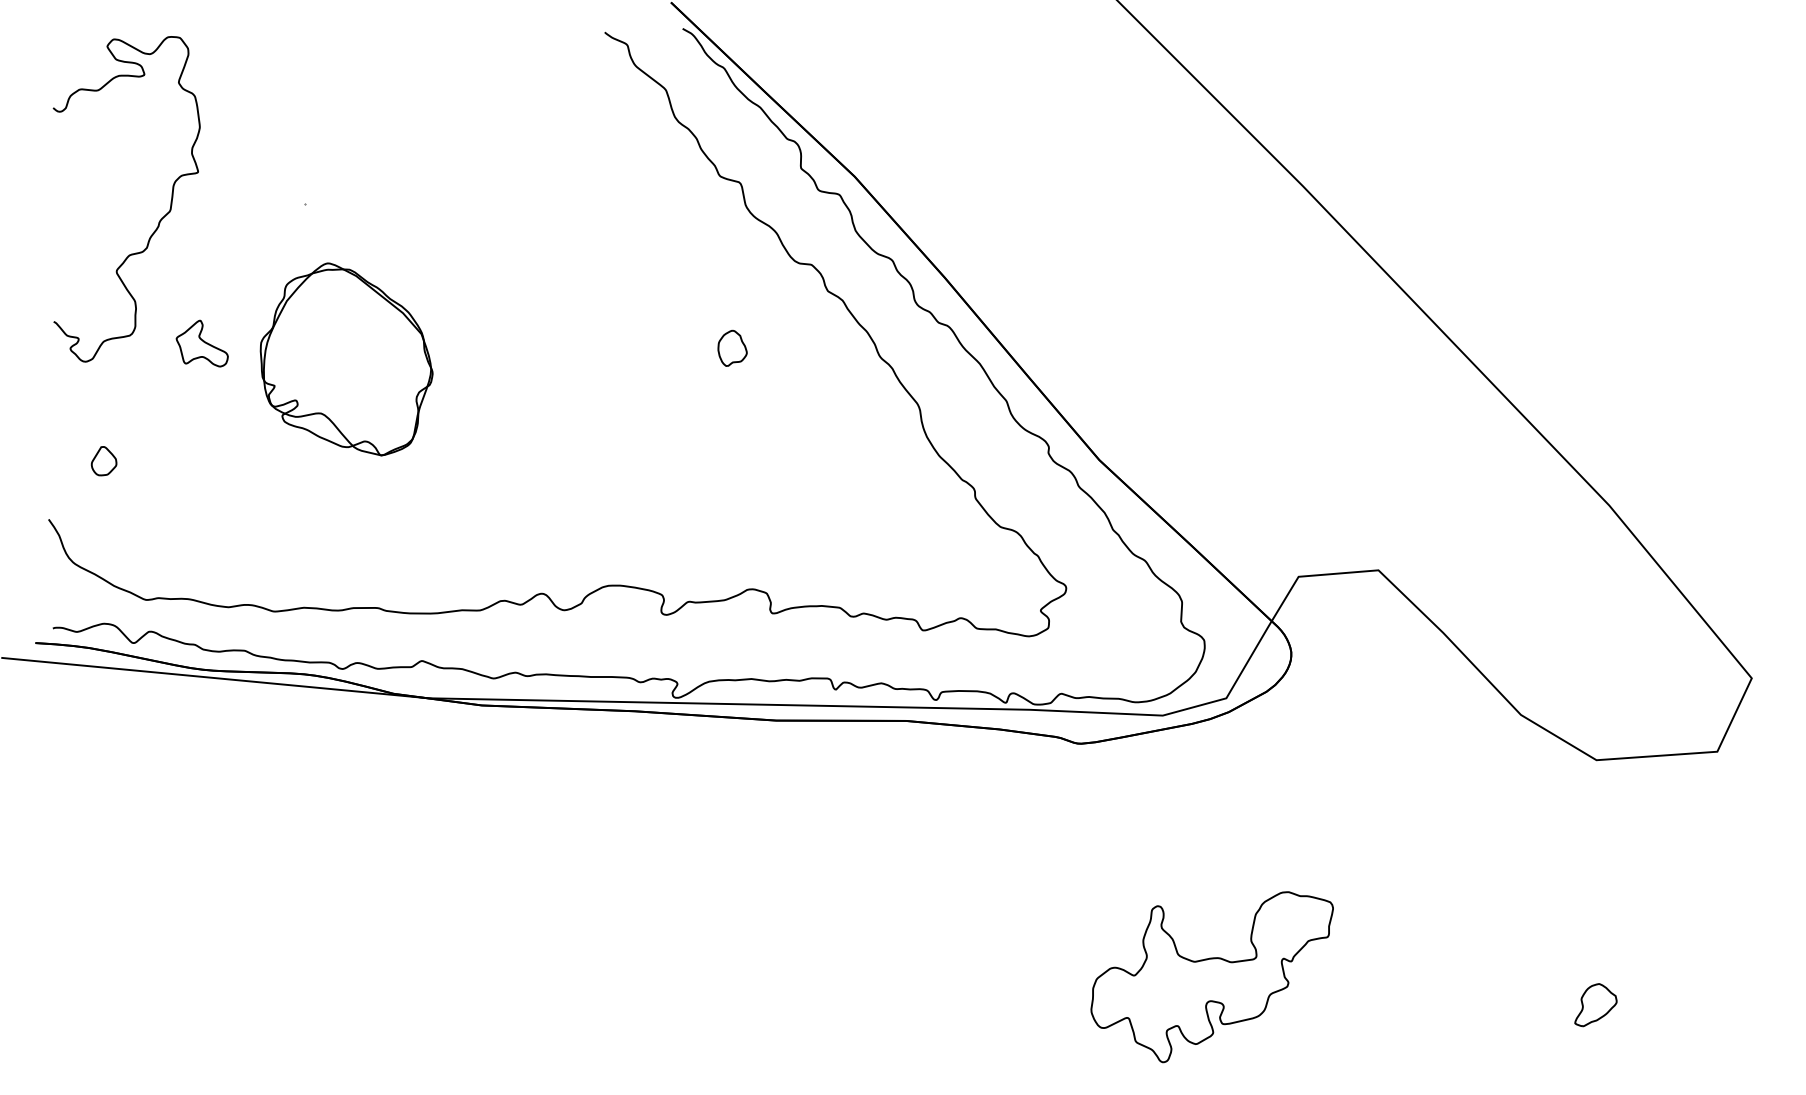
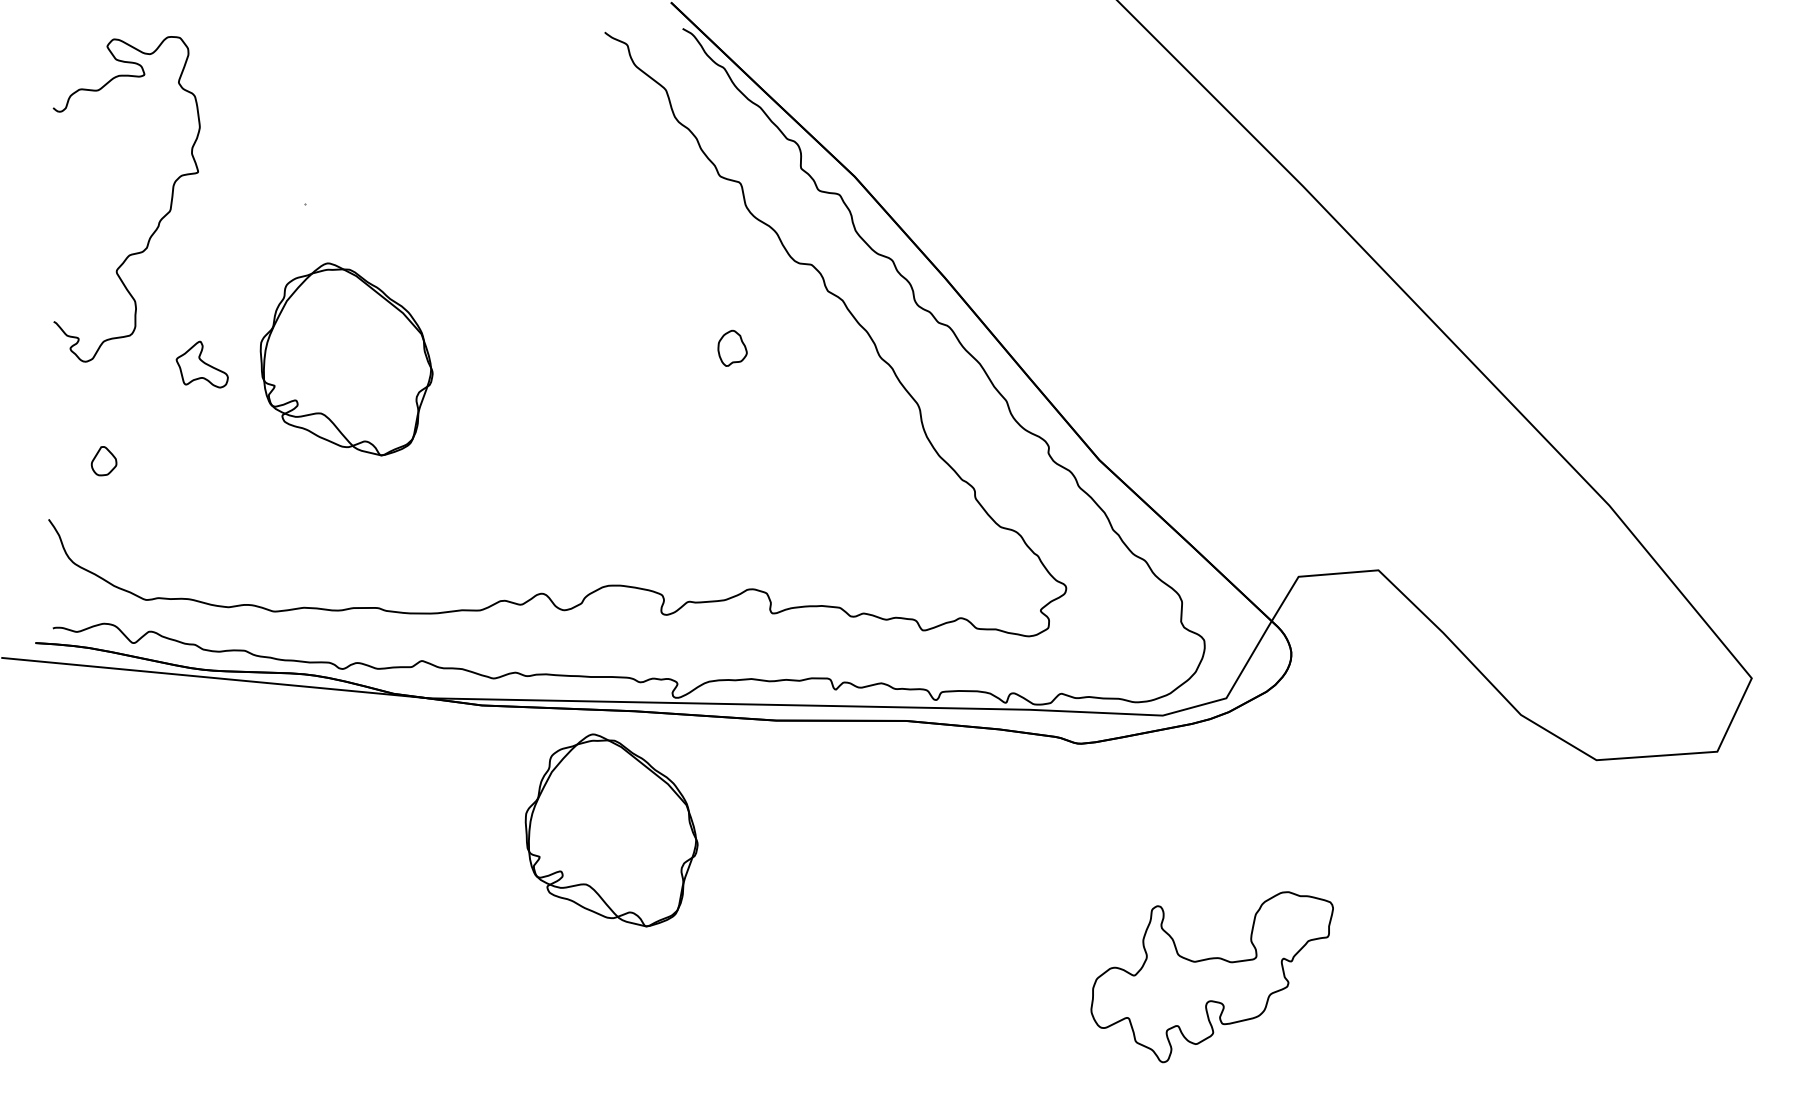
part position: (201, 343) -> (201, 364) (201, 364)
part: none -> present (611, 830)
part: present -> none (1595, 1005)
